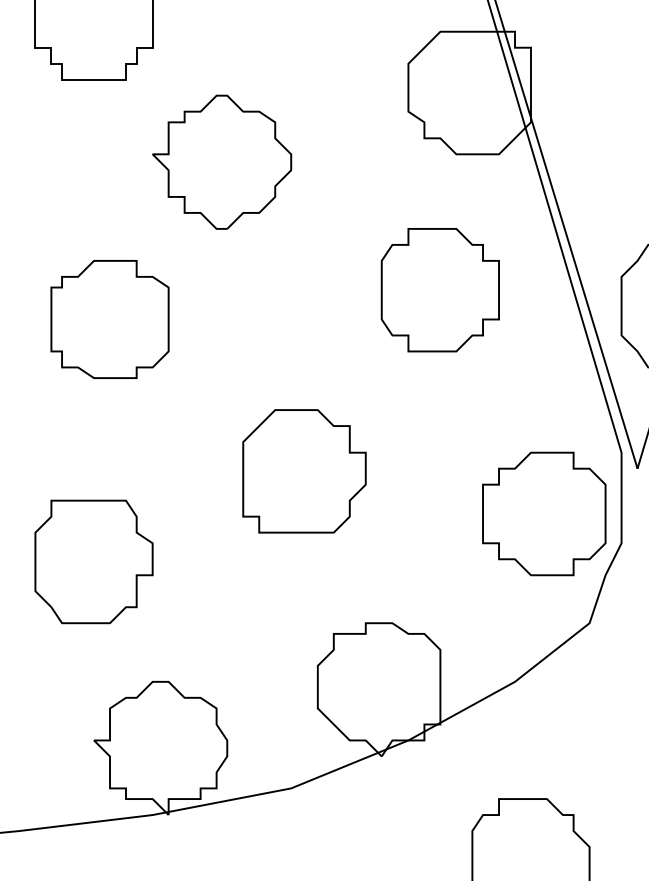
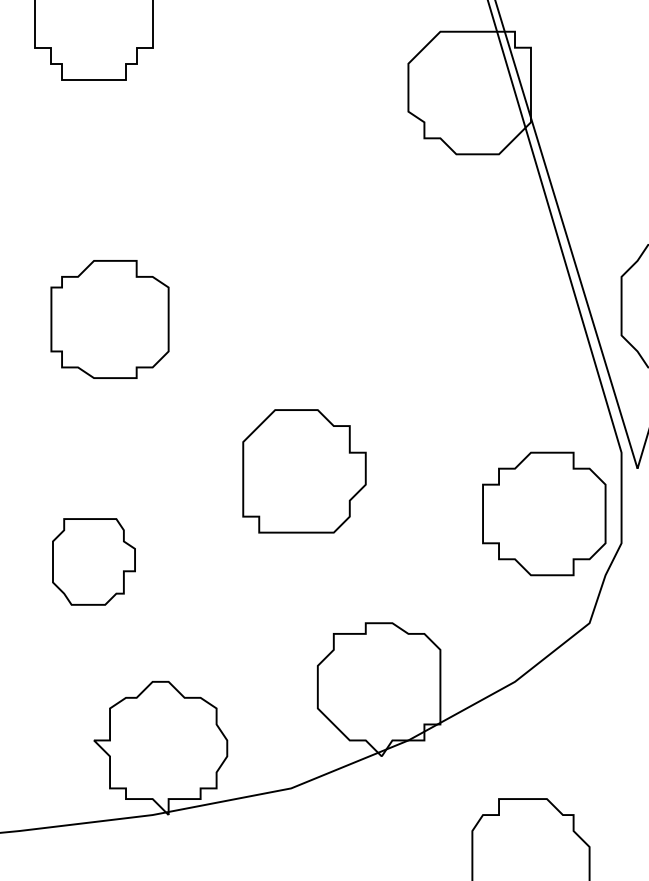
part: present -> none (222, 161)
part: present -> none (439, 290)
part size: 120x126 px -> 84x88 px (93, 561)
